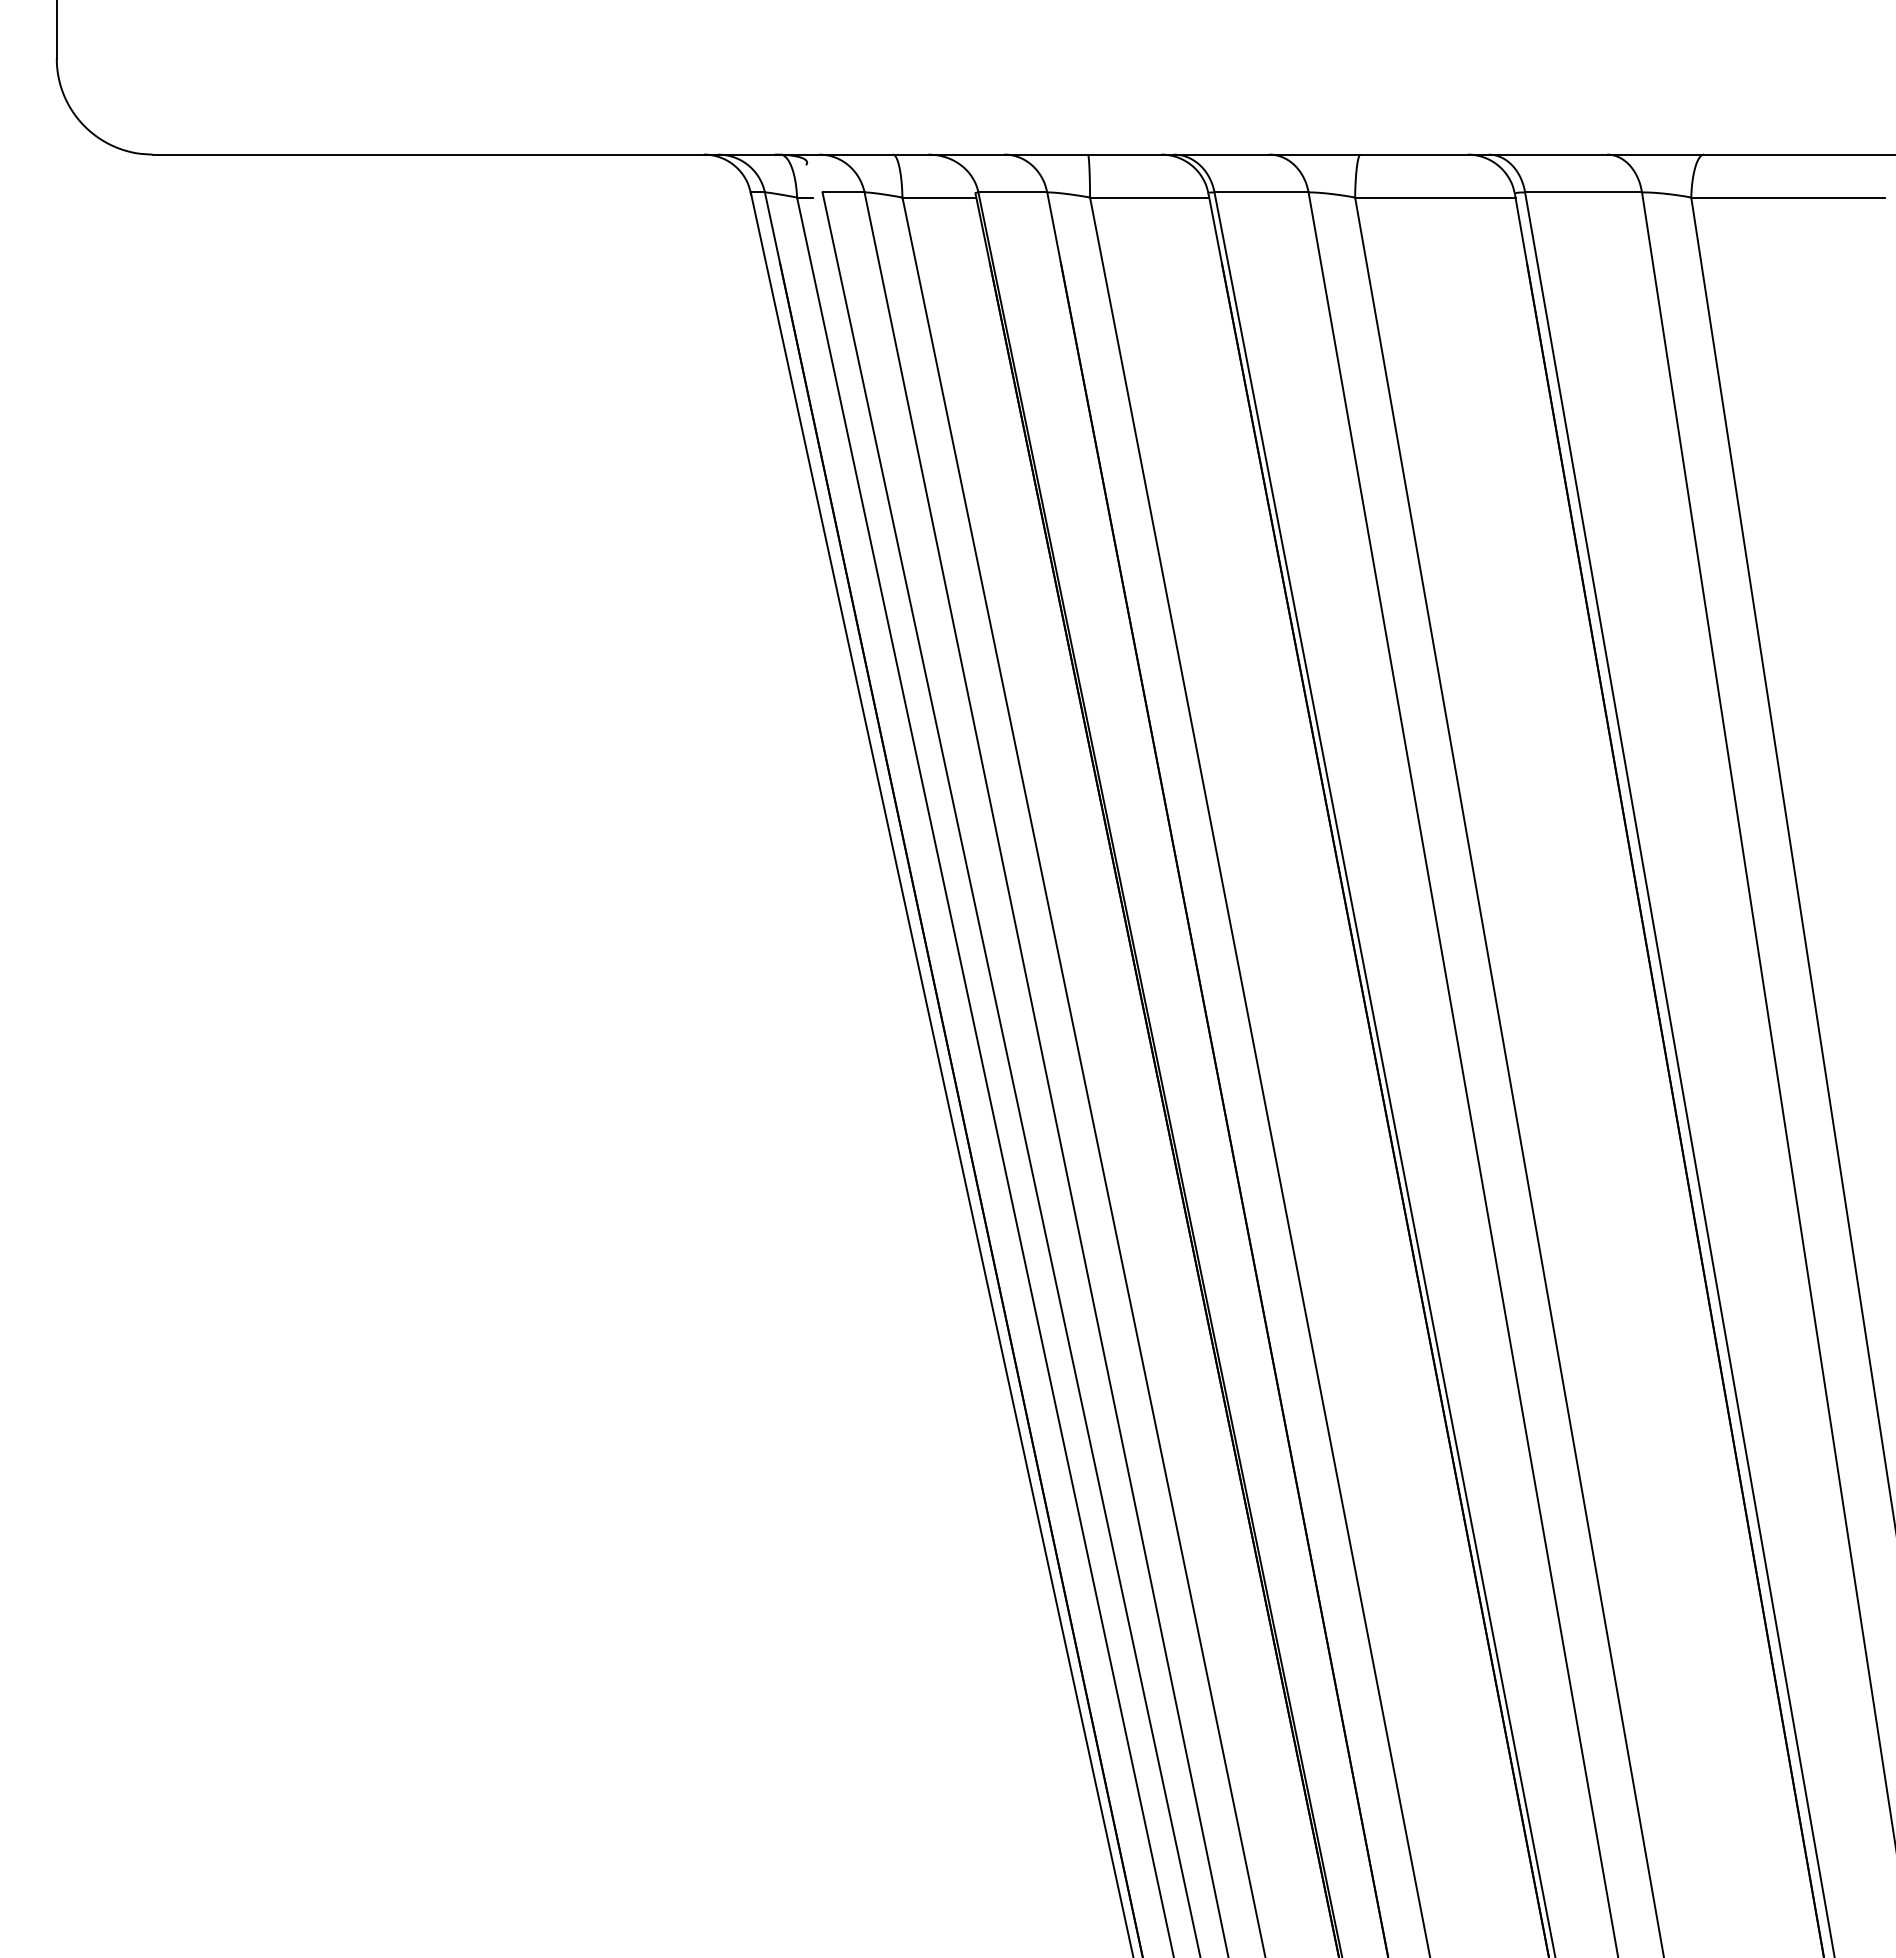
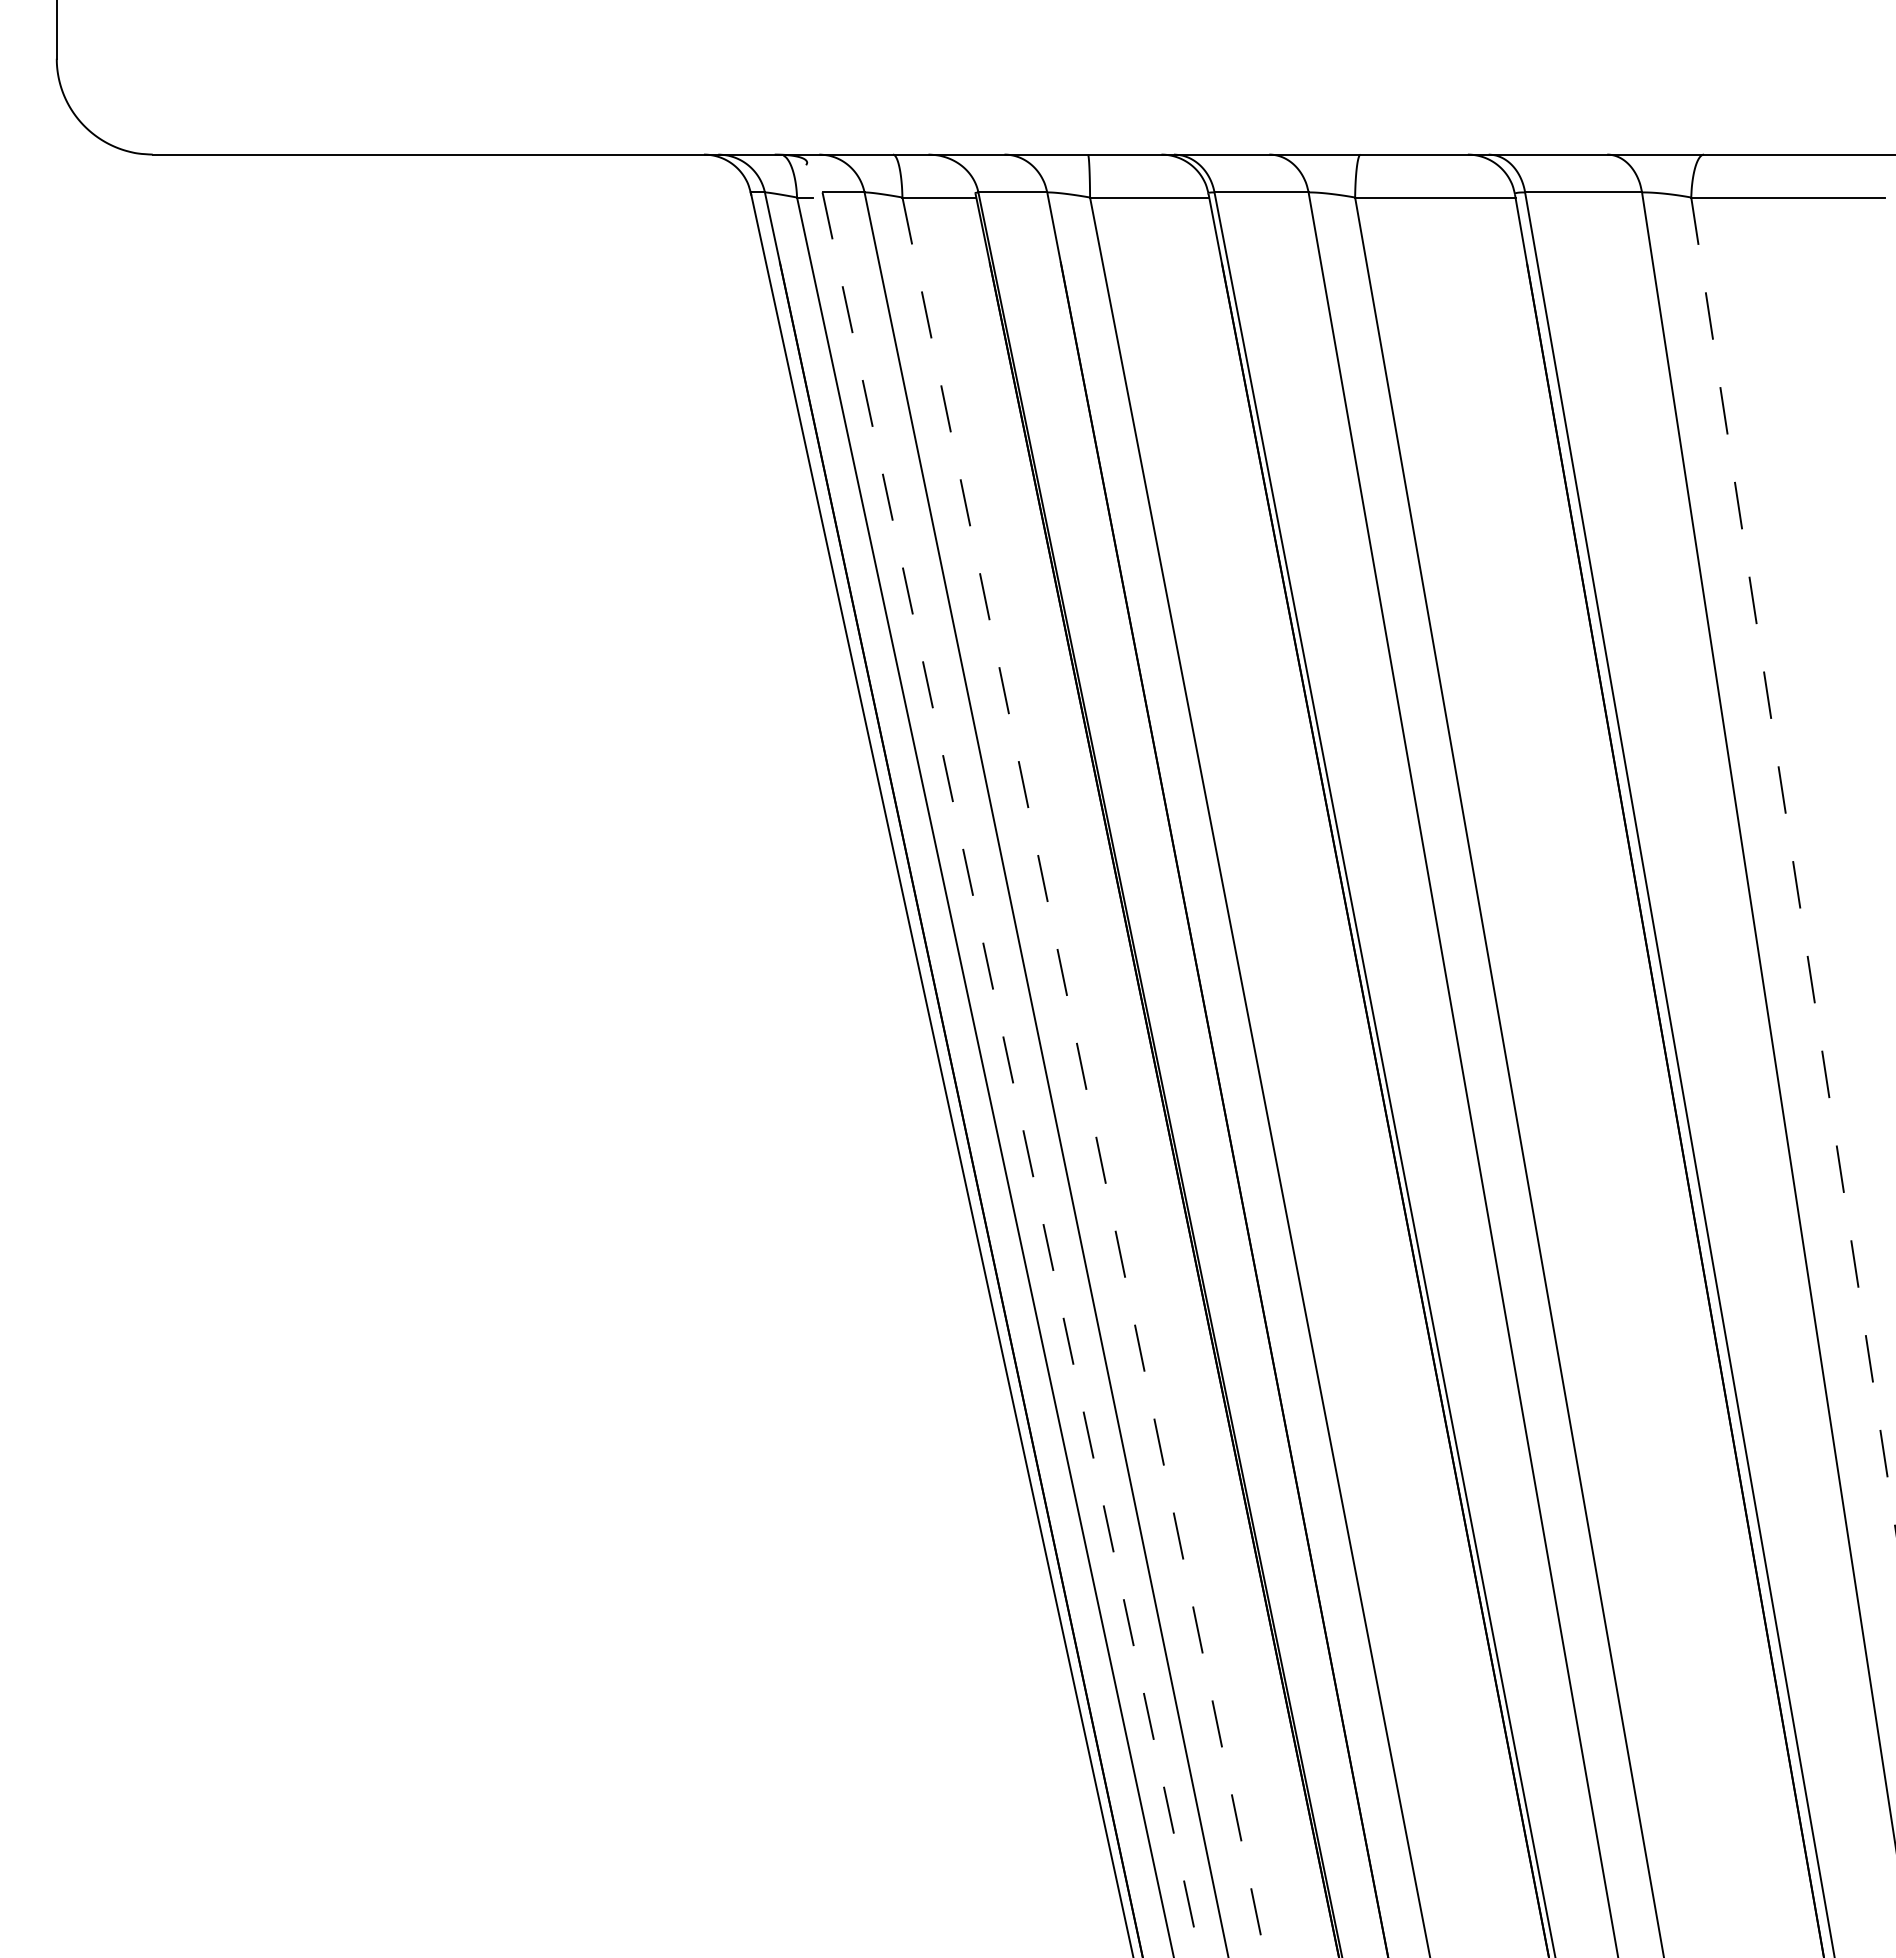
line: solid -> dashed (1793, 864)
line: solid -> dashed (1011, 1075)
line: solid -> dashed (1084, 1077)
